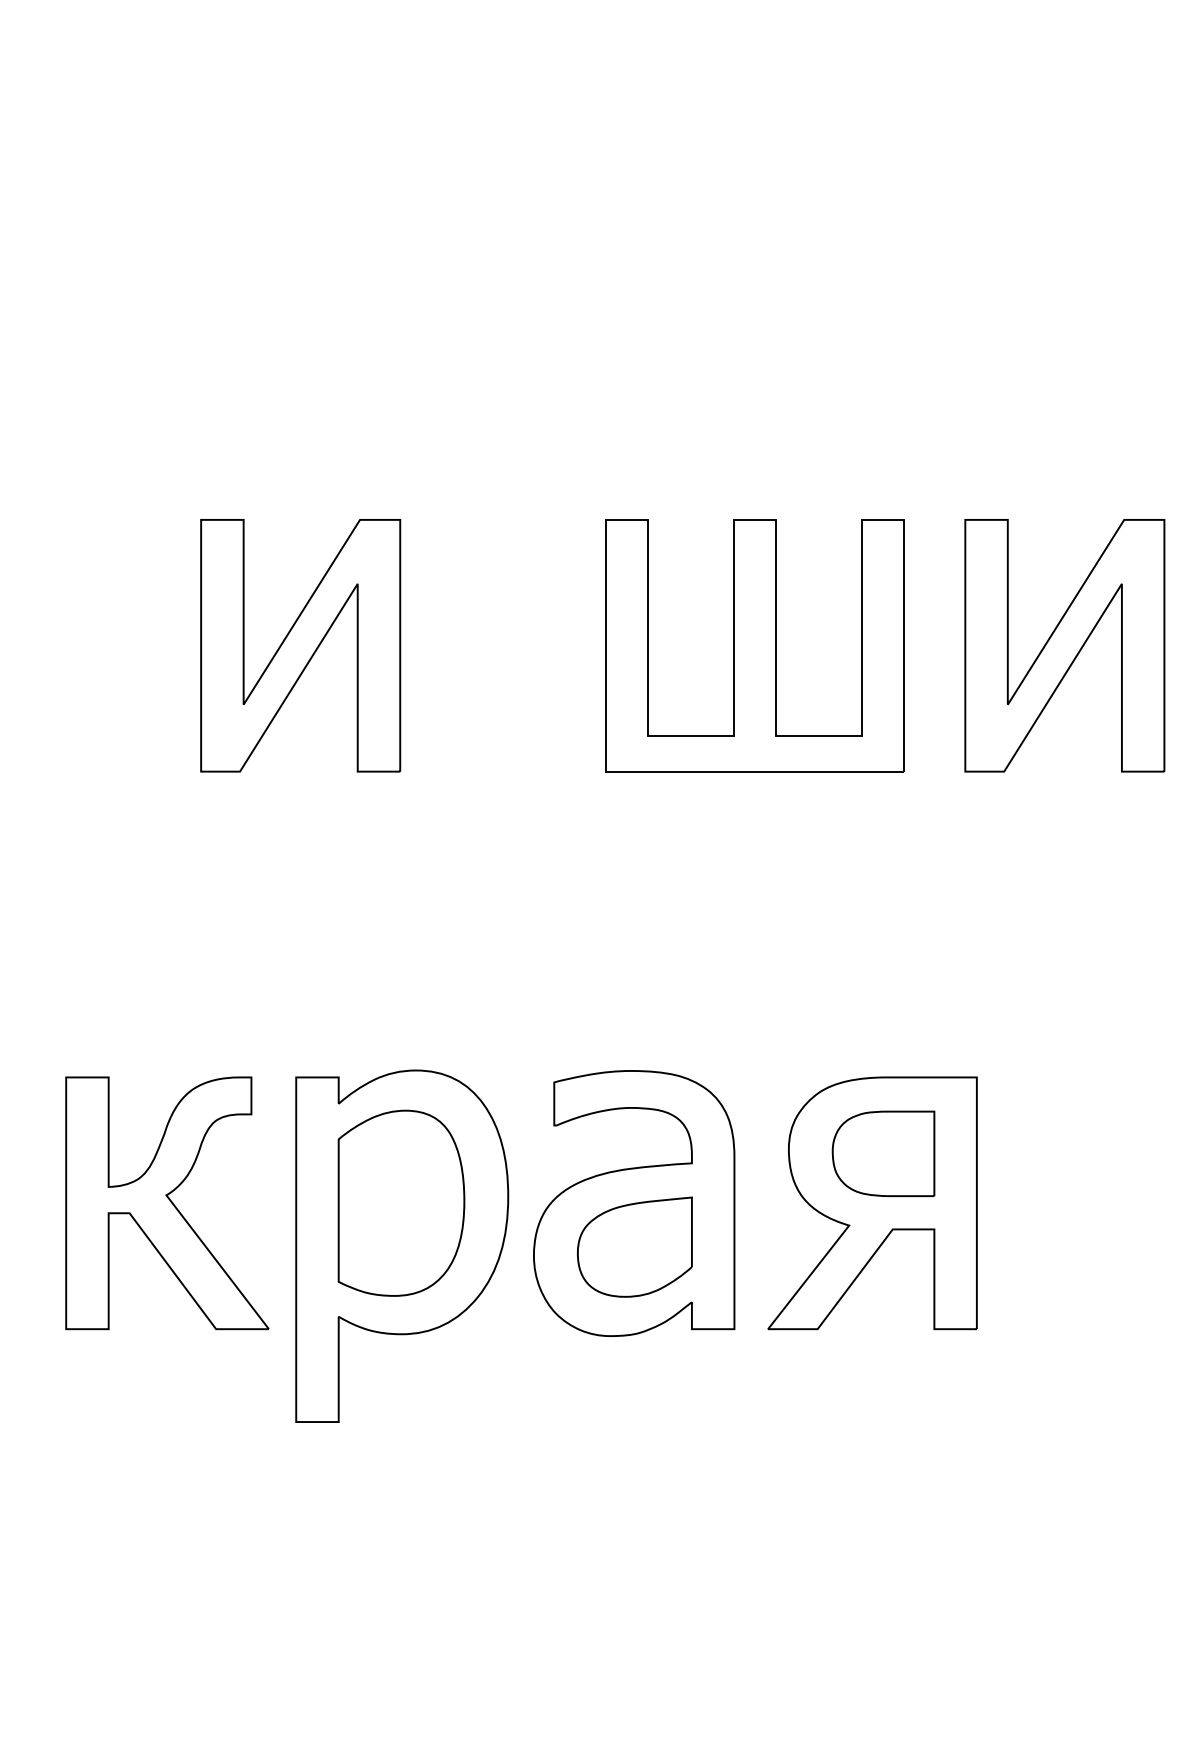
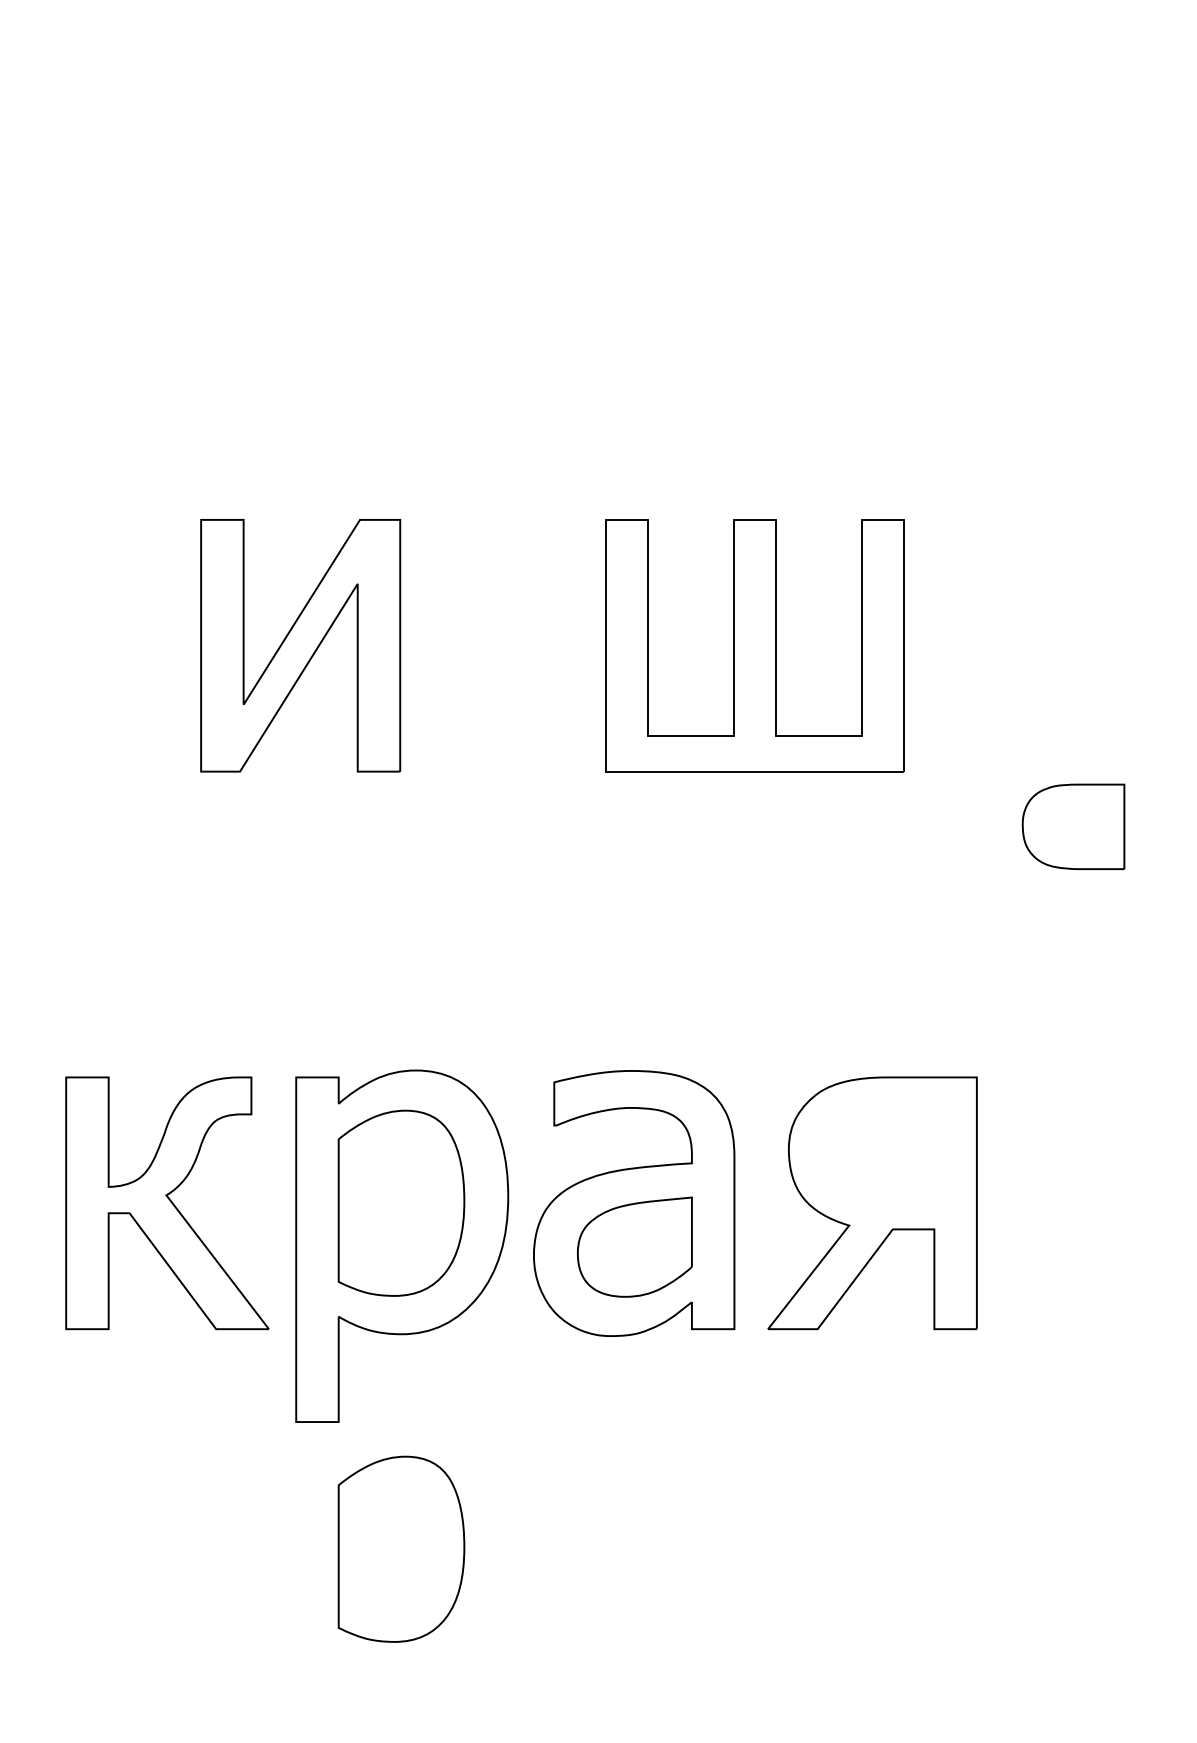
part: present -> none (1064, 645)
part position: (883, 1153) -> (1073, 826) (1073, 826)
part: none -> present (401, 1548)
